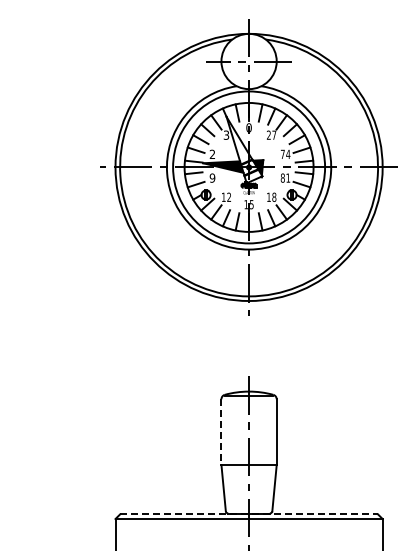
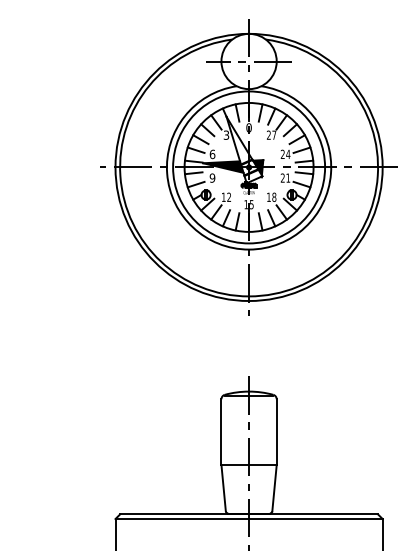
text: 74 -> 24 (282, 153)
text: 2 -> 6 (212, 154)
text: 81 -> 21 (282, 177)
line: dashed -> solid (221, 432)
line: dashed -> solid (249, 514)
